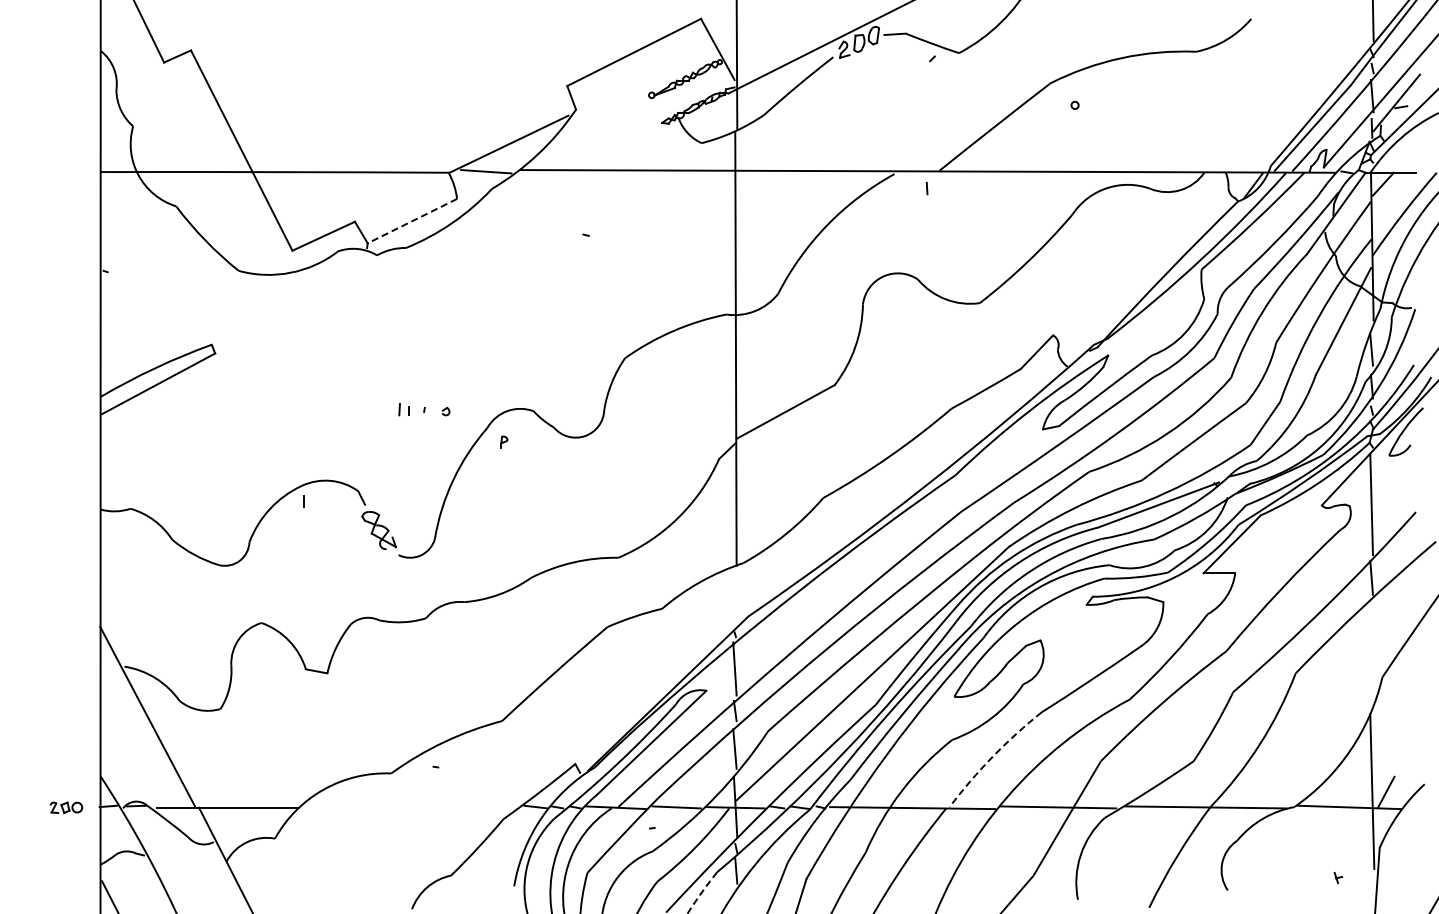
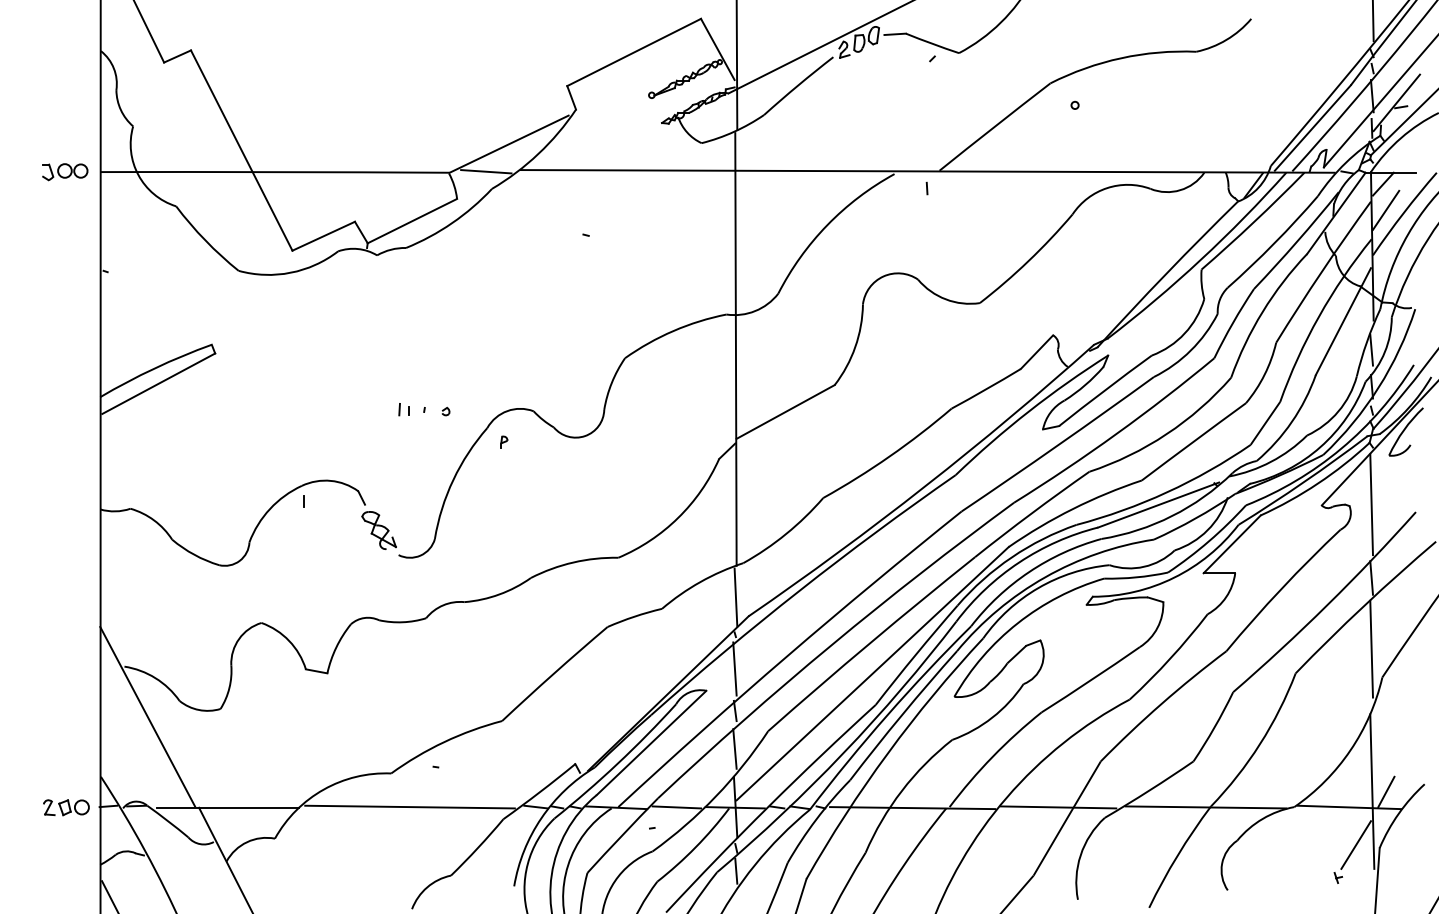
part: none -> present (65, 172)
line: none -> present (1385, 209)
line: dashed -> solid (412, 221)
line: none -> present (735, 597)
line: none -> present (1371, 648)
arc: dashed -> solid (992, 756)
line: none -> present (409, 806)
part size: 35x14 px -> 47x18 px (66, 807)
line: none -> present (1355, 844)
arc: dashed -> solid (701, 893)
